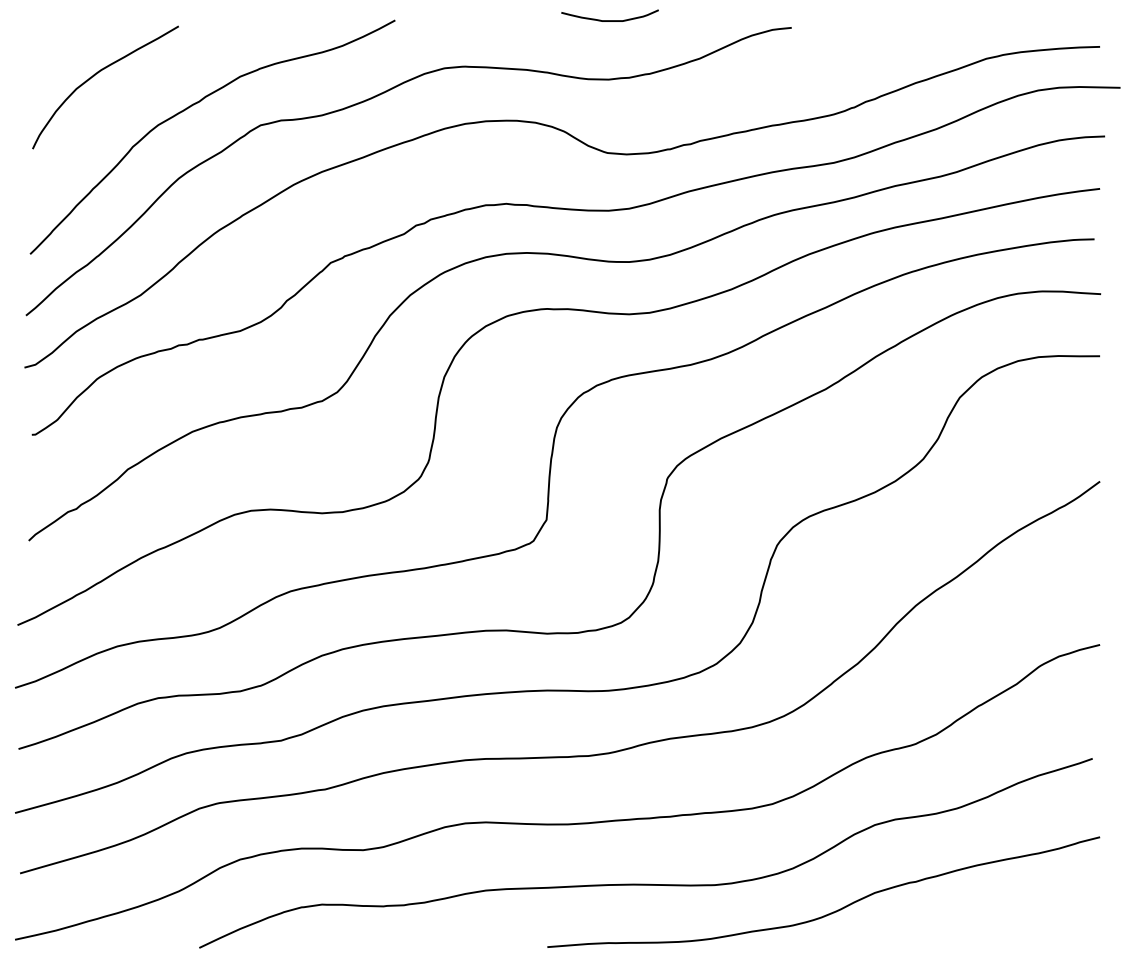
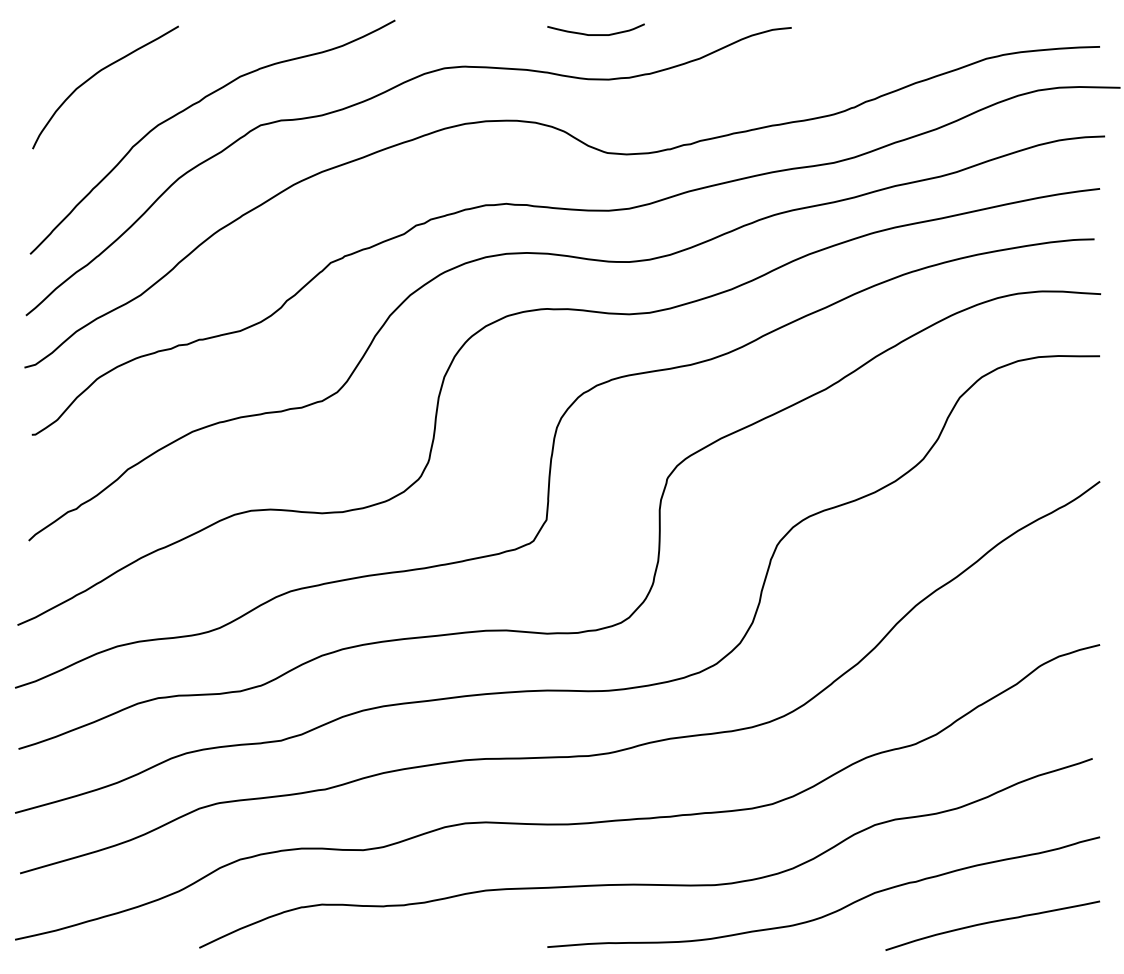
curve position: (609, 20) -> (595, 34) (595, 34)
curve: none -> present (990, 923)
